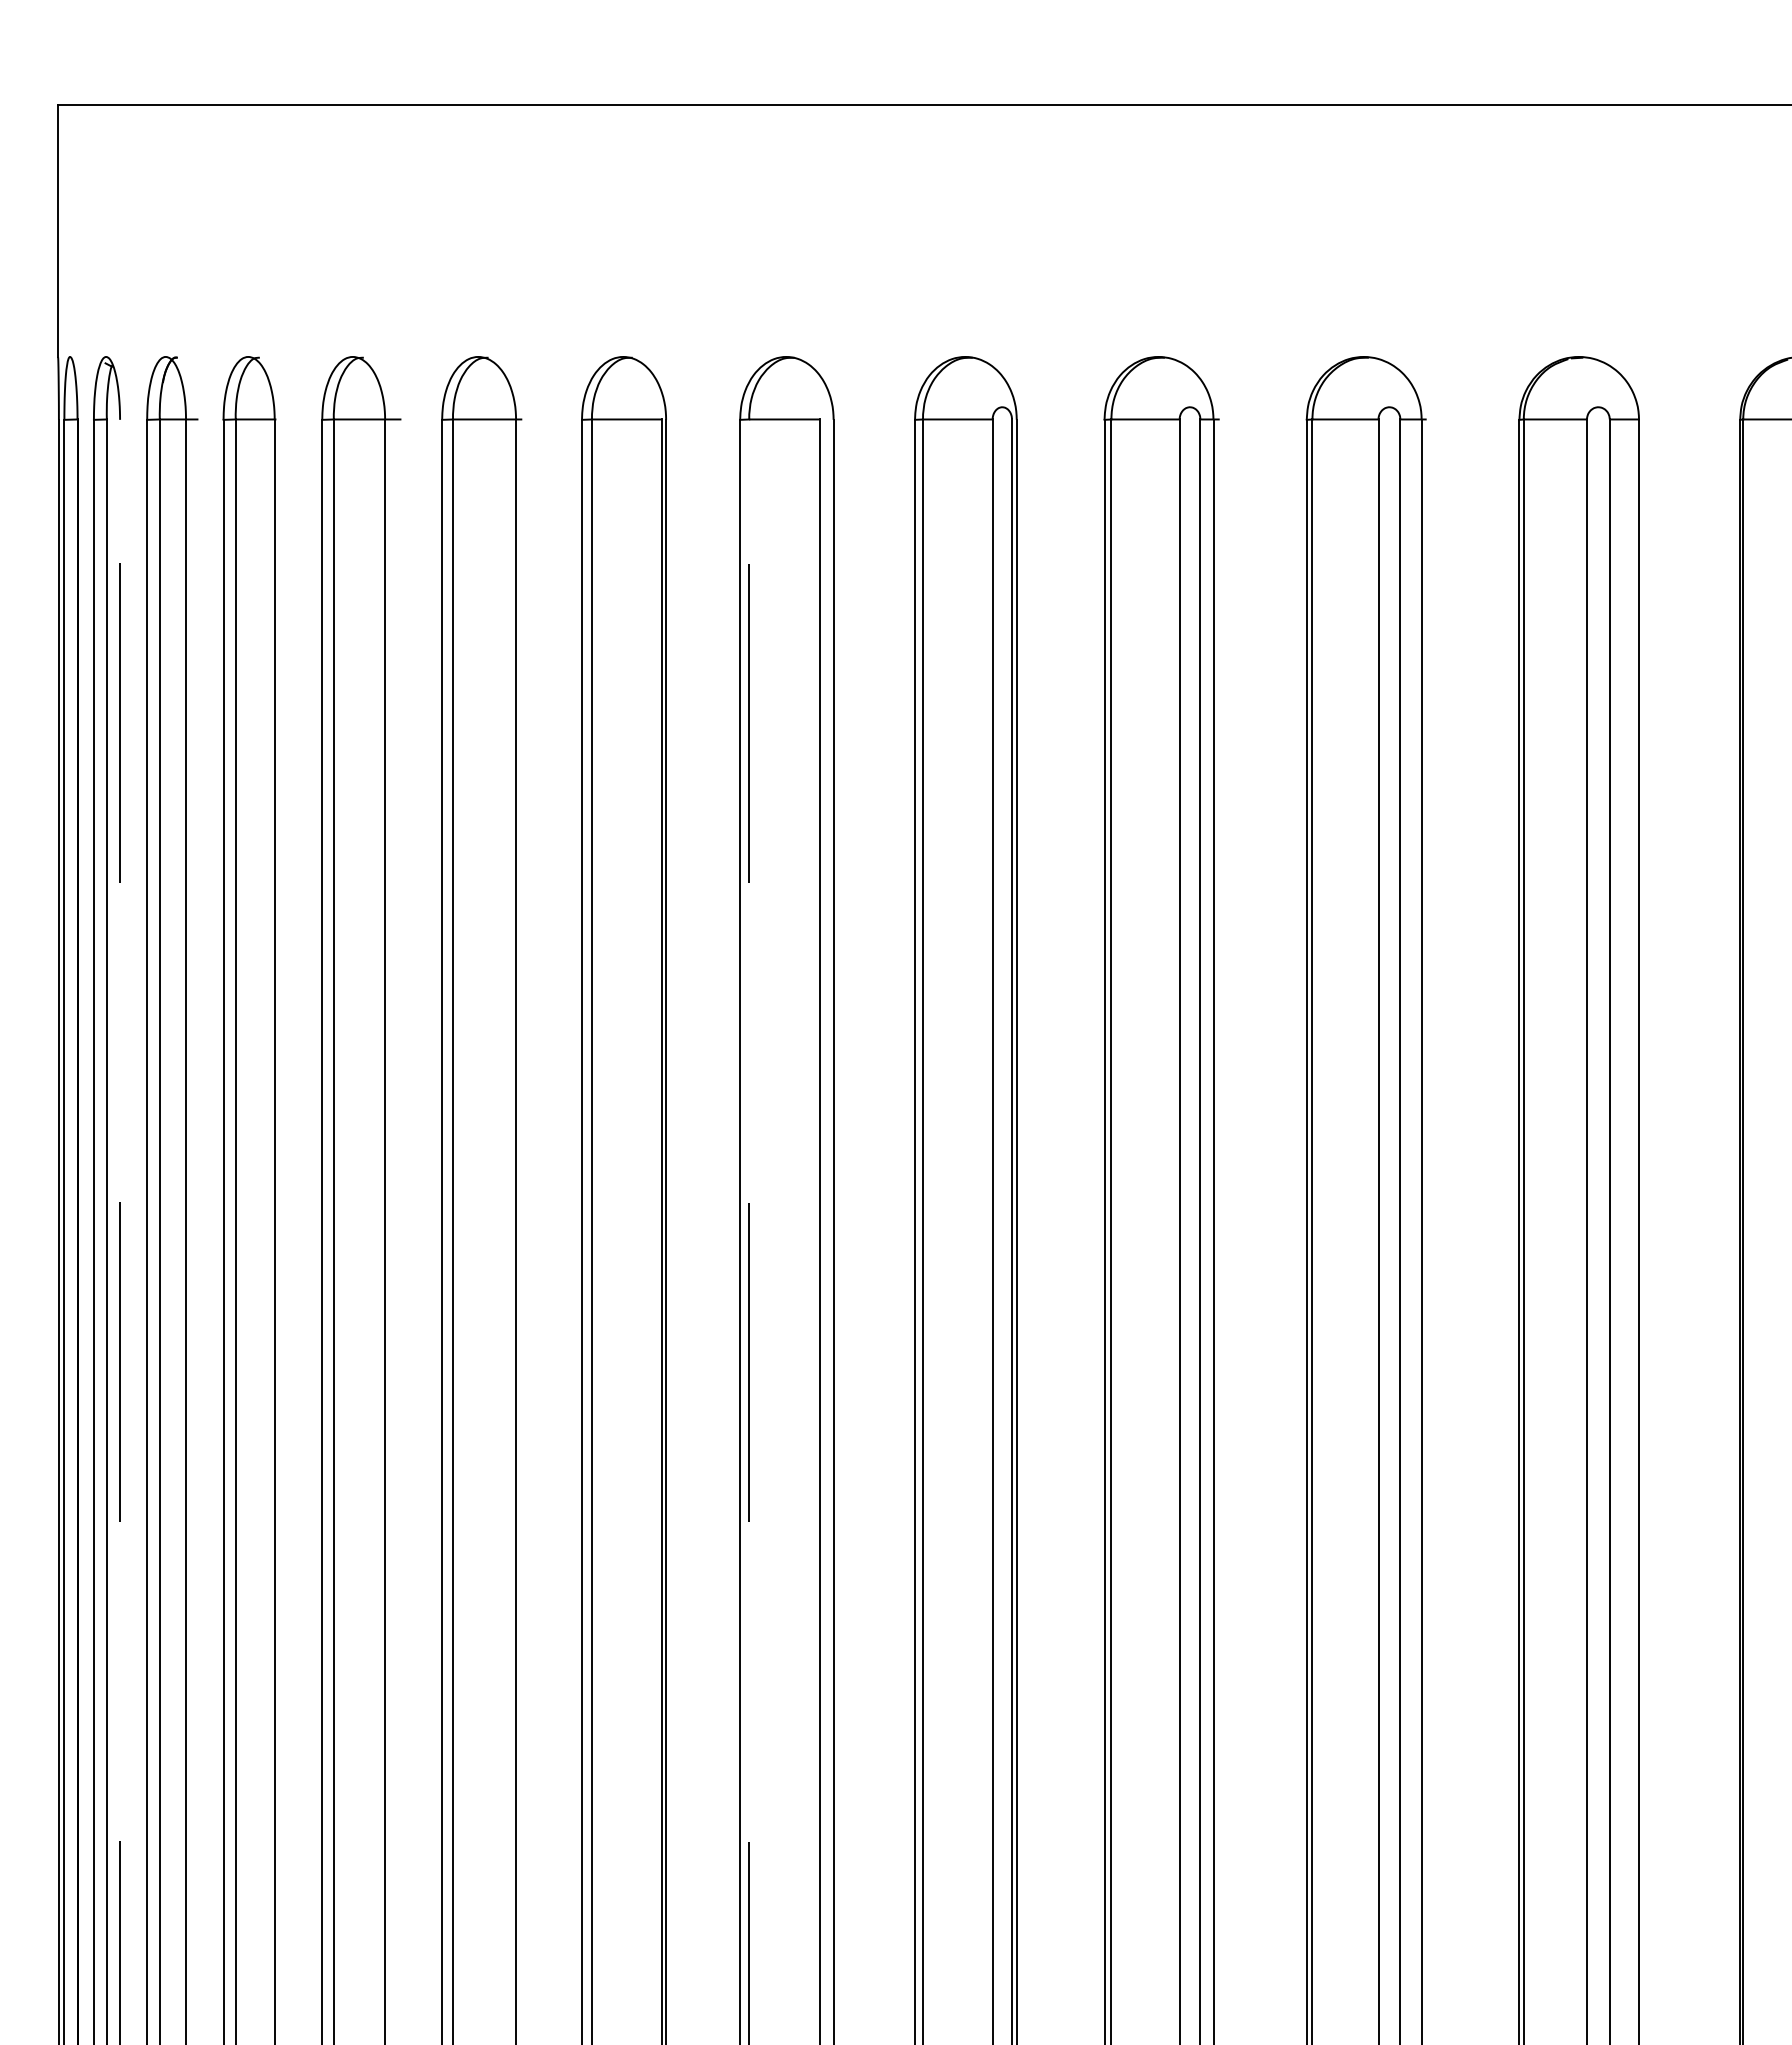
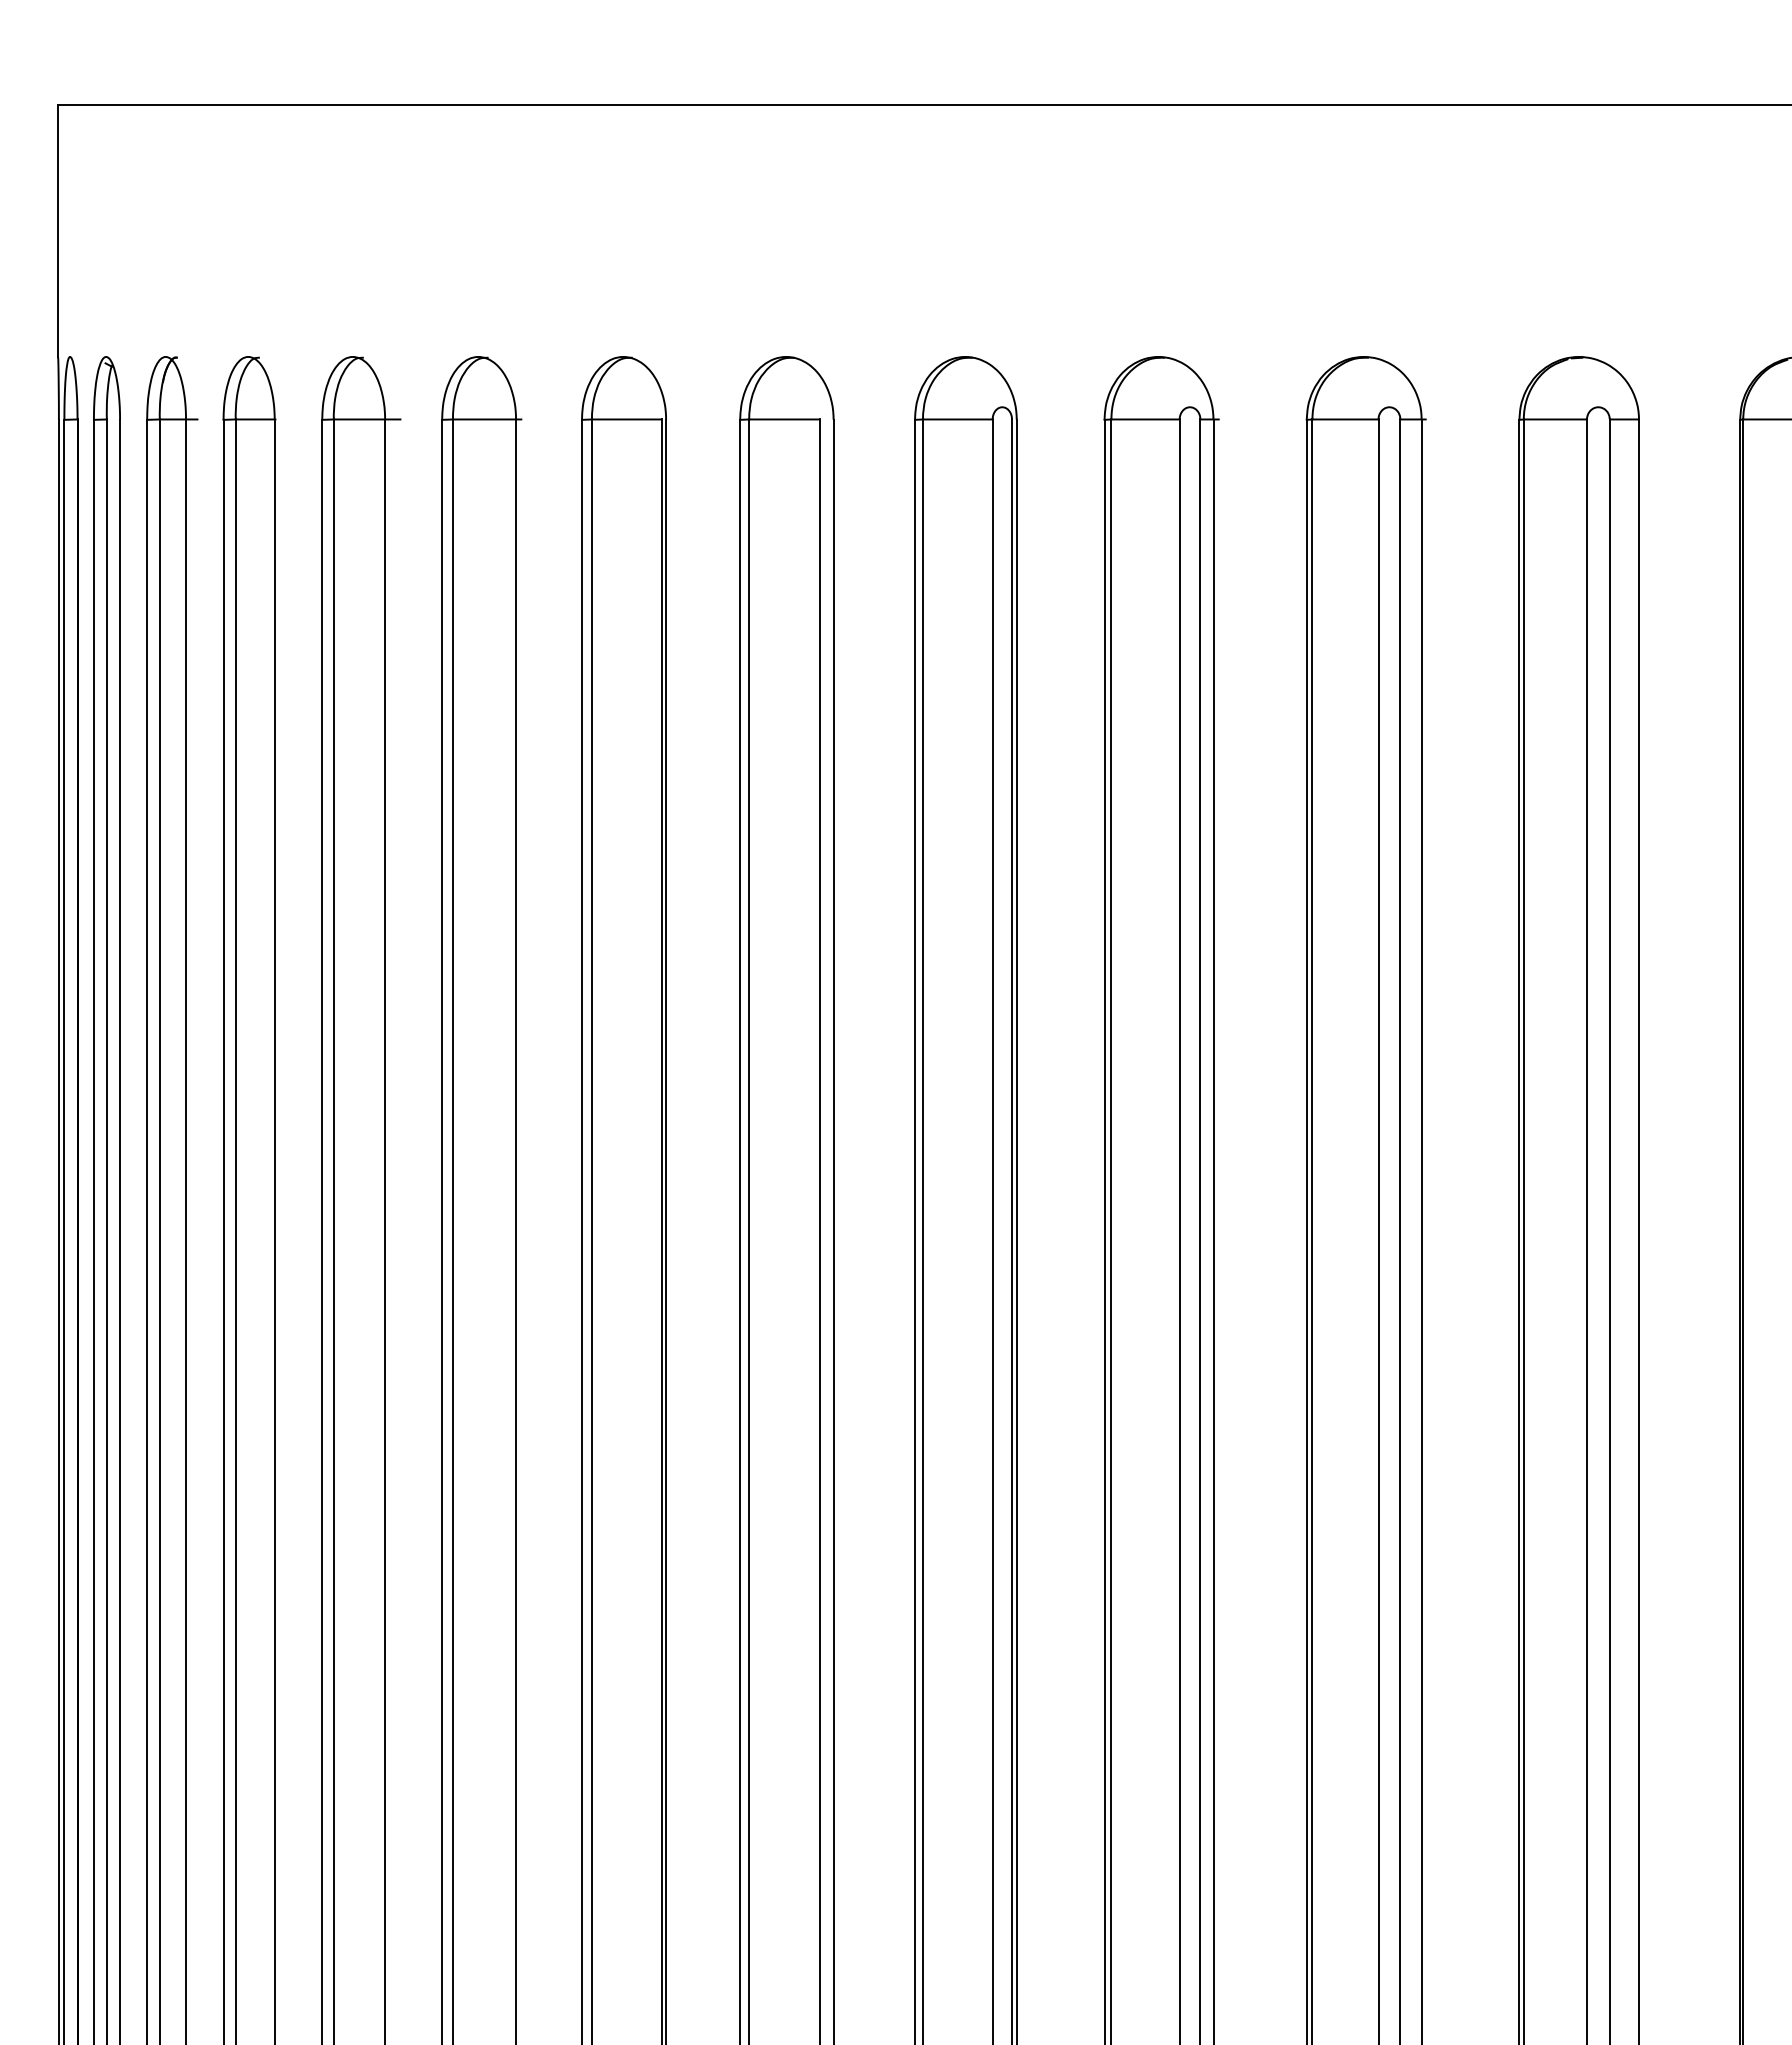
line: dashed -> solid (120, 1231)
line: dashed -> solid (749, 1231)
